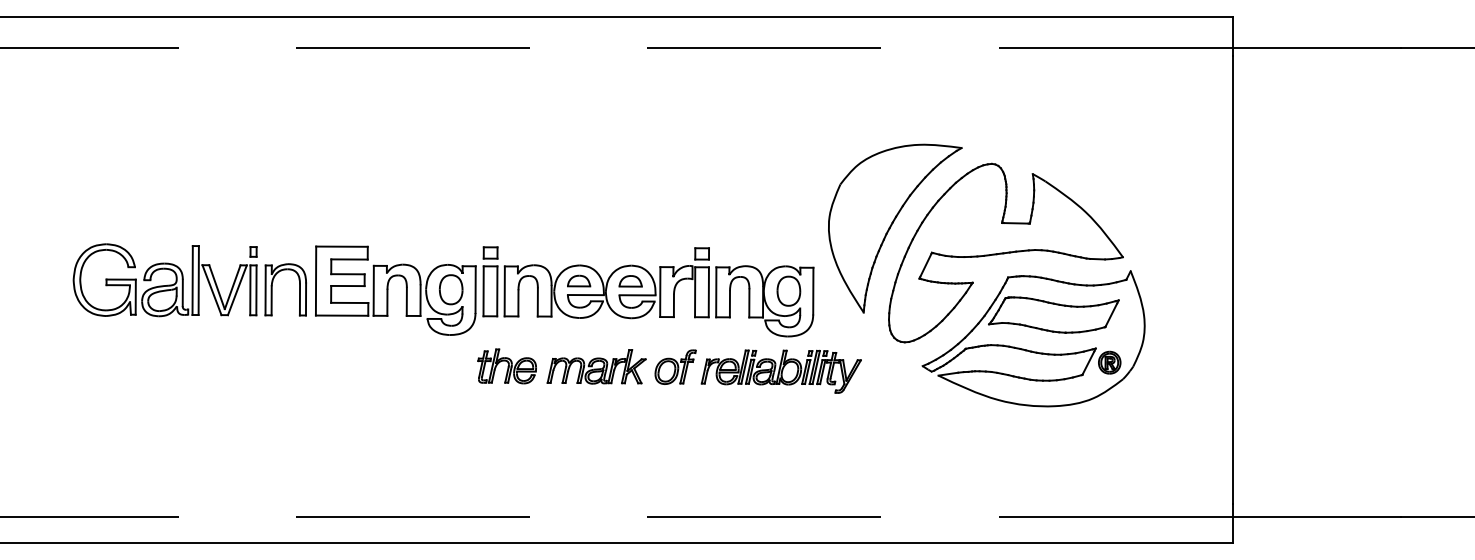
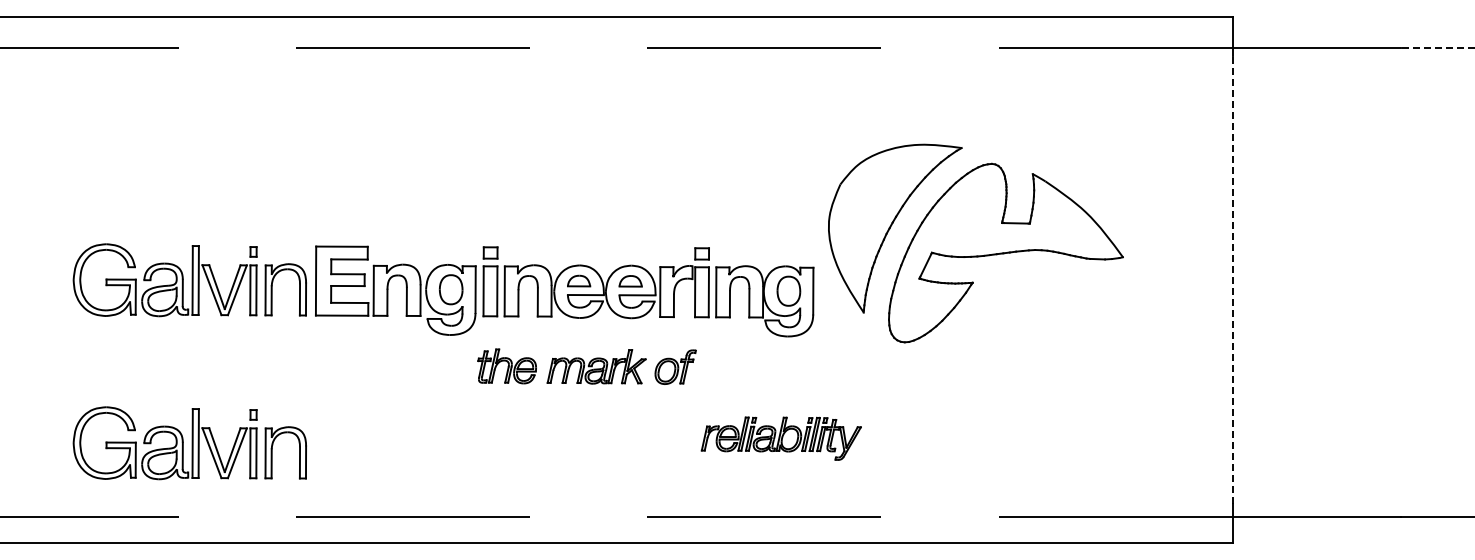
line: solid -> dashed (1437, 48)
line: solid -> dashed (1232, 280)
part: present -> none (1033, 338)
part position: (780, 371) -> (780, 438) (780, 438)
part: none -> present (189, 443)
